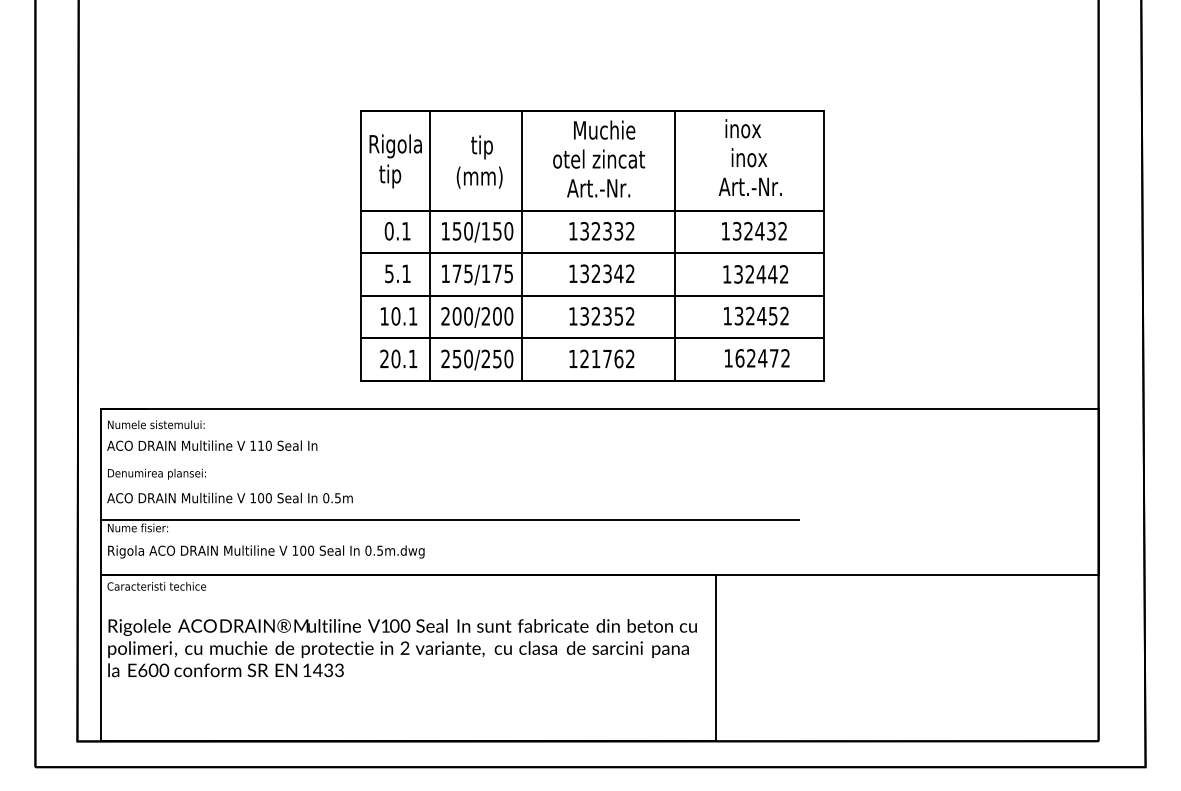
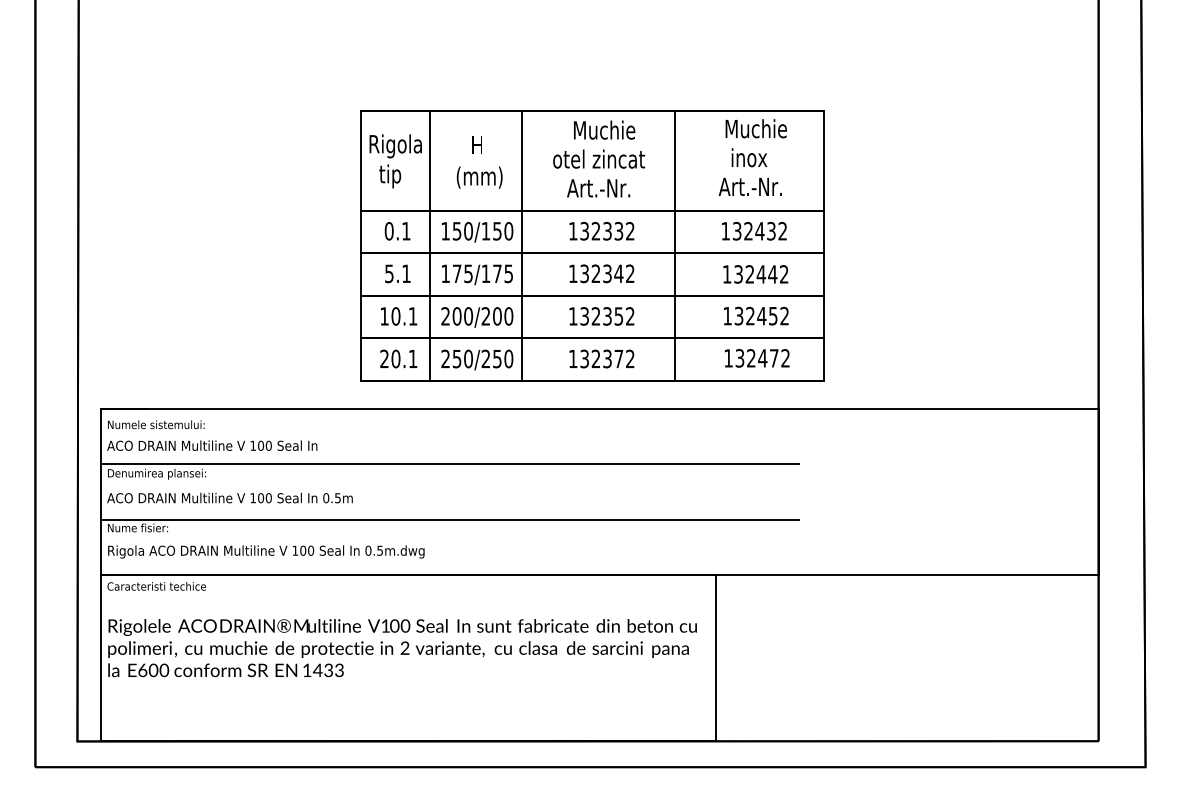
text: inox -> Muchie (755, 128)
text: tip -> H (481, 147)
text: 121762 -> 132372 (601, 358)
text: 162472 -> 132472 (739, 358)
text: 110 -> 100 (261, 445)
line: none -> present (449, 464)
